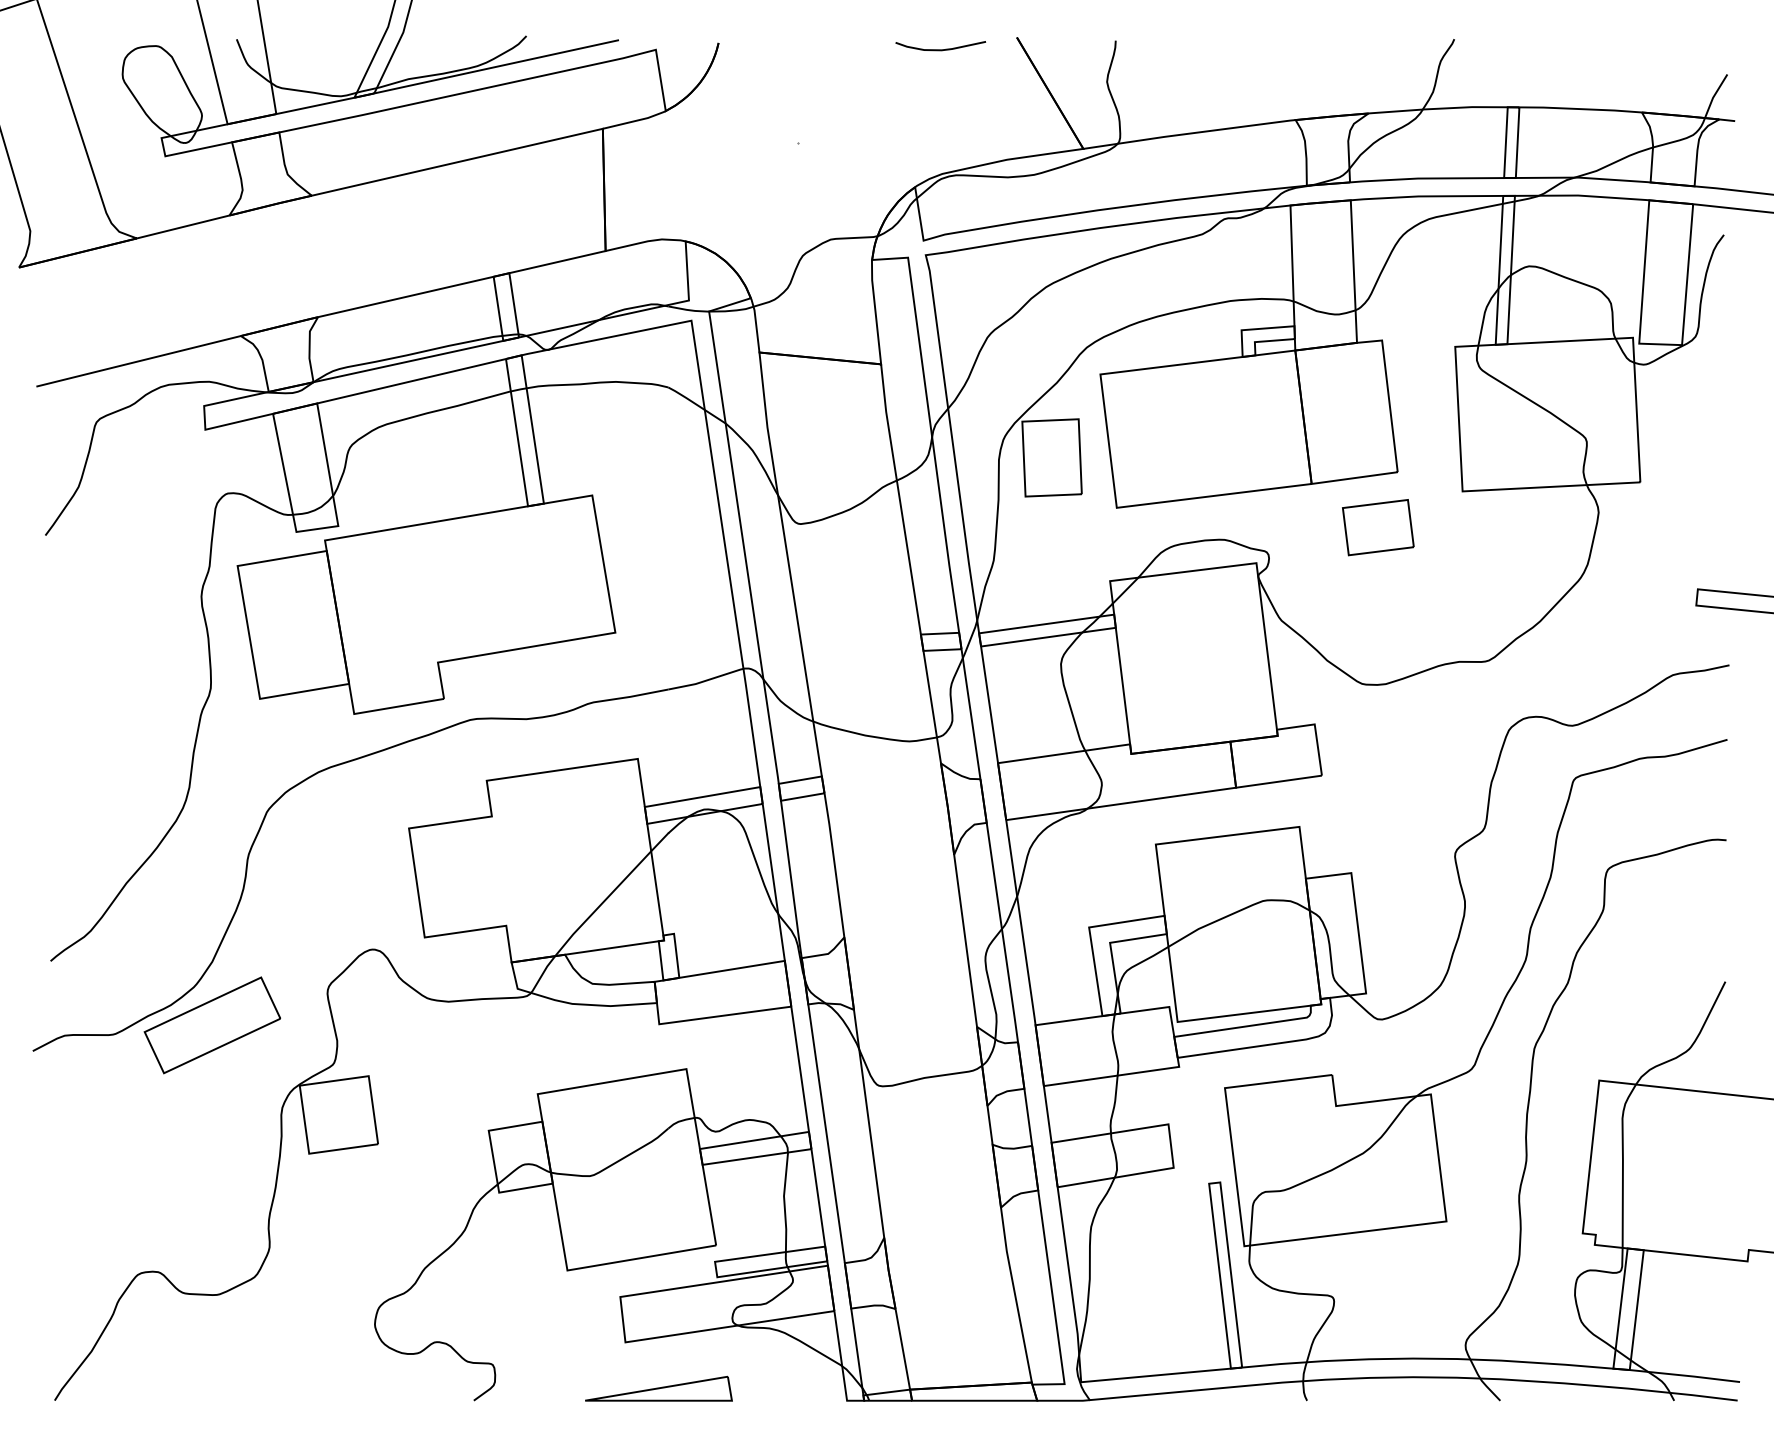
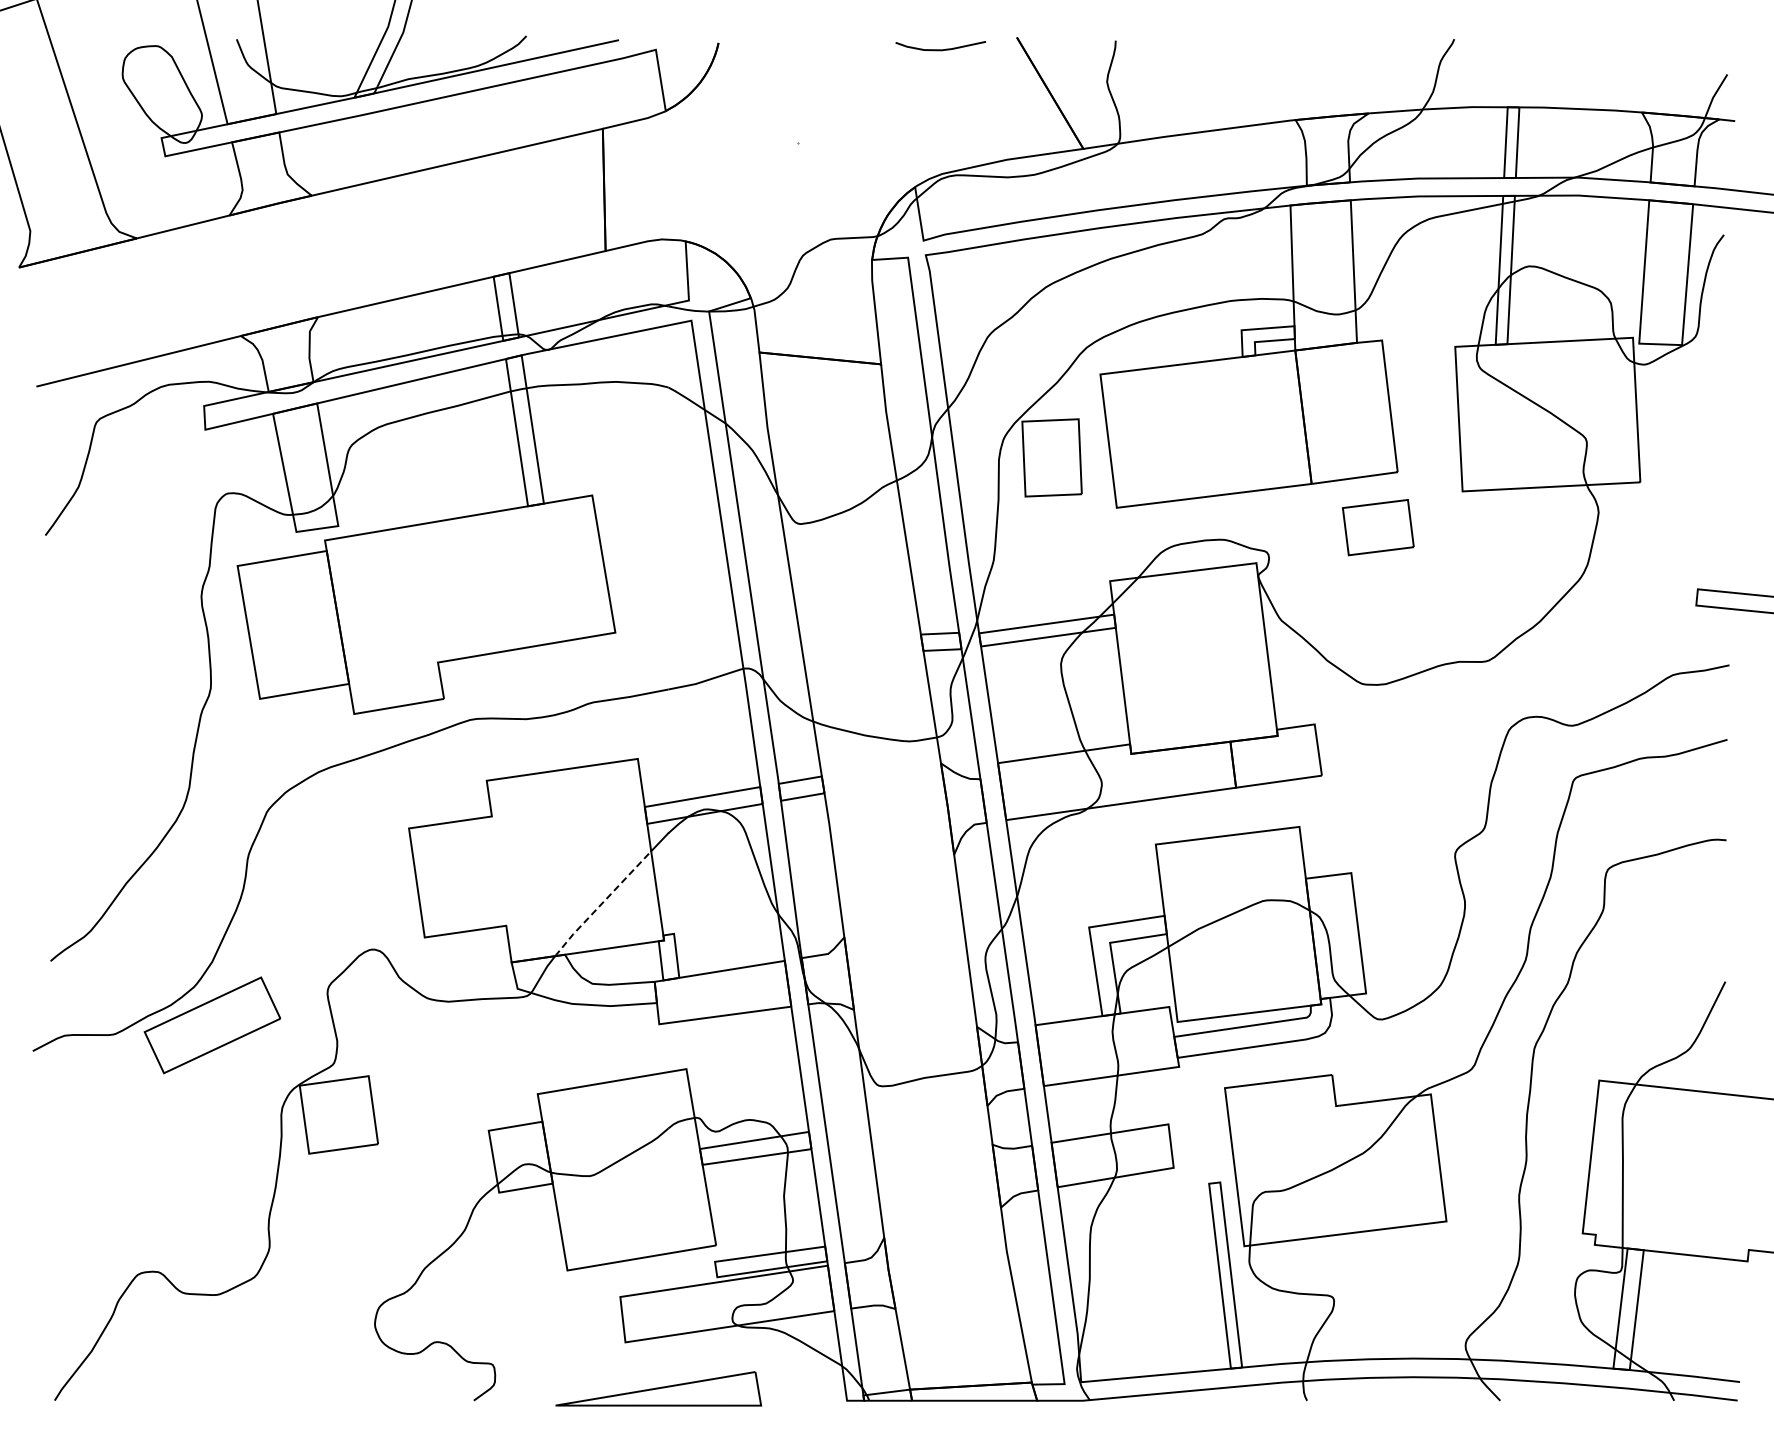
line: solid -> dashed (601, 903)
part size: 148x27 px -> 208x36 px (658, 1388)
